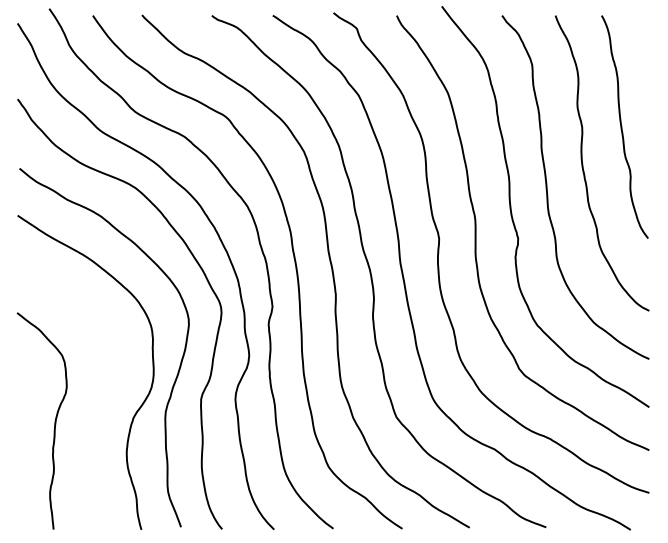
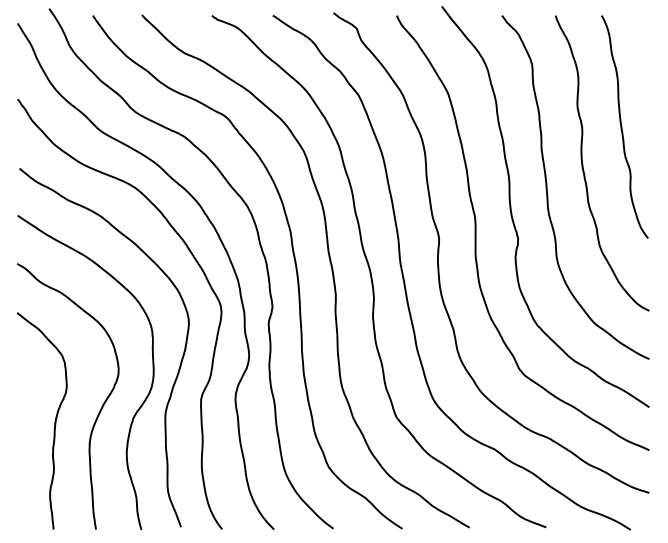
curve: none -> present (98, 412)
